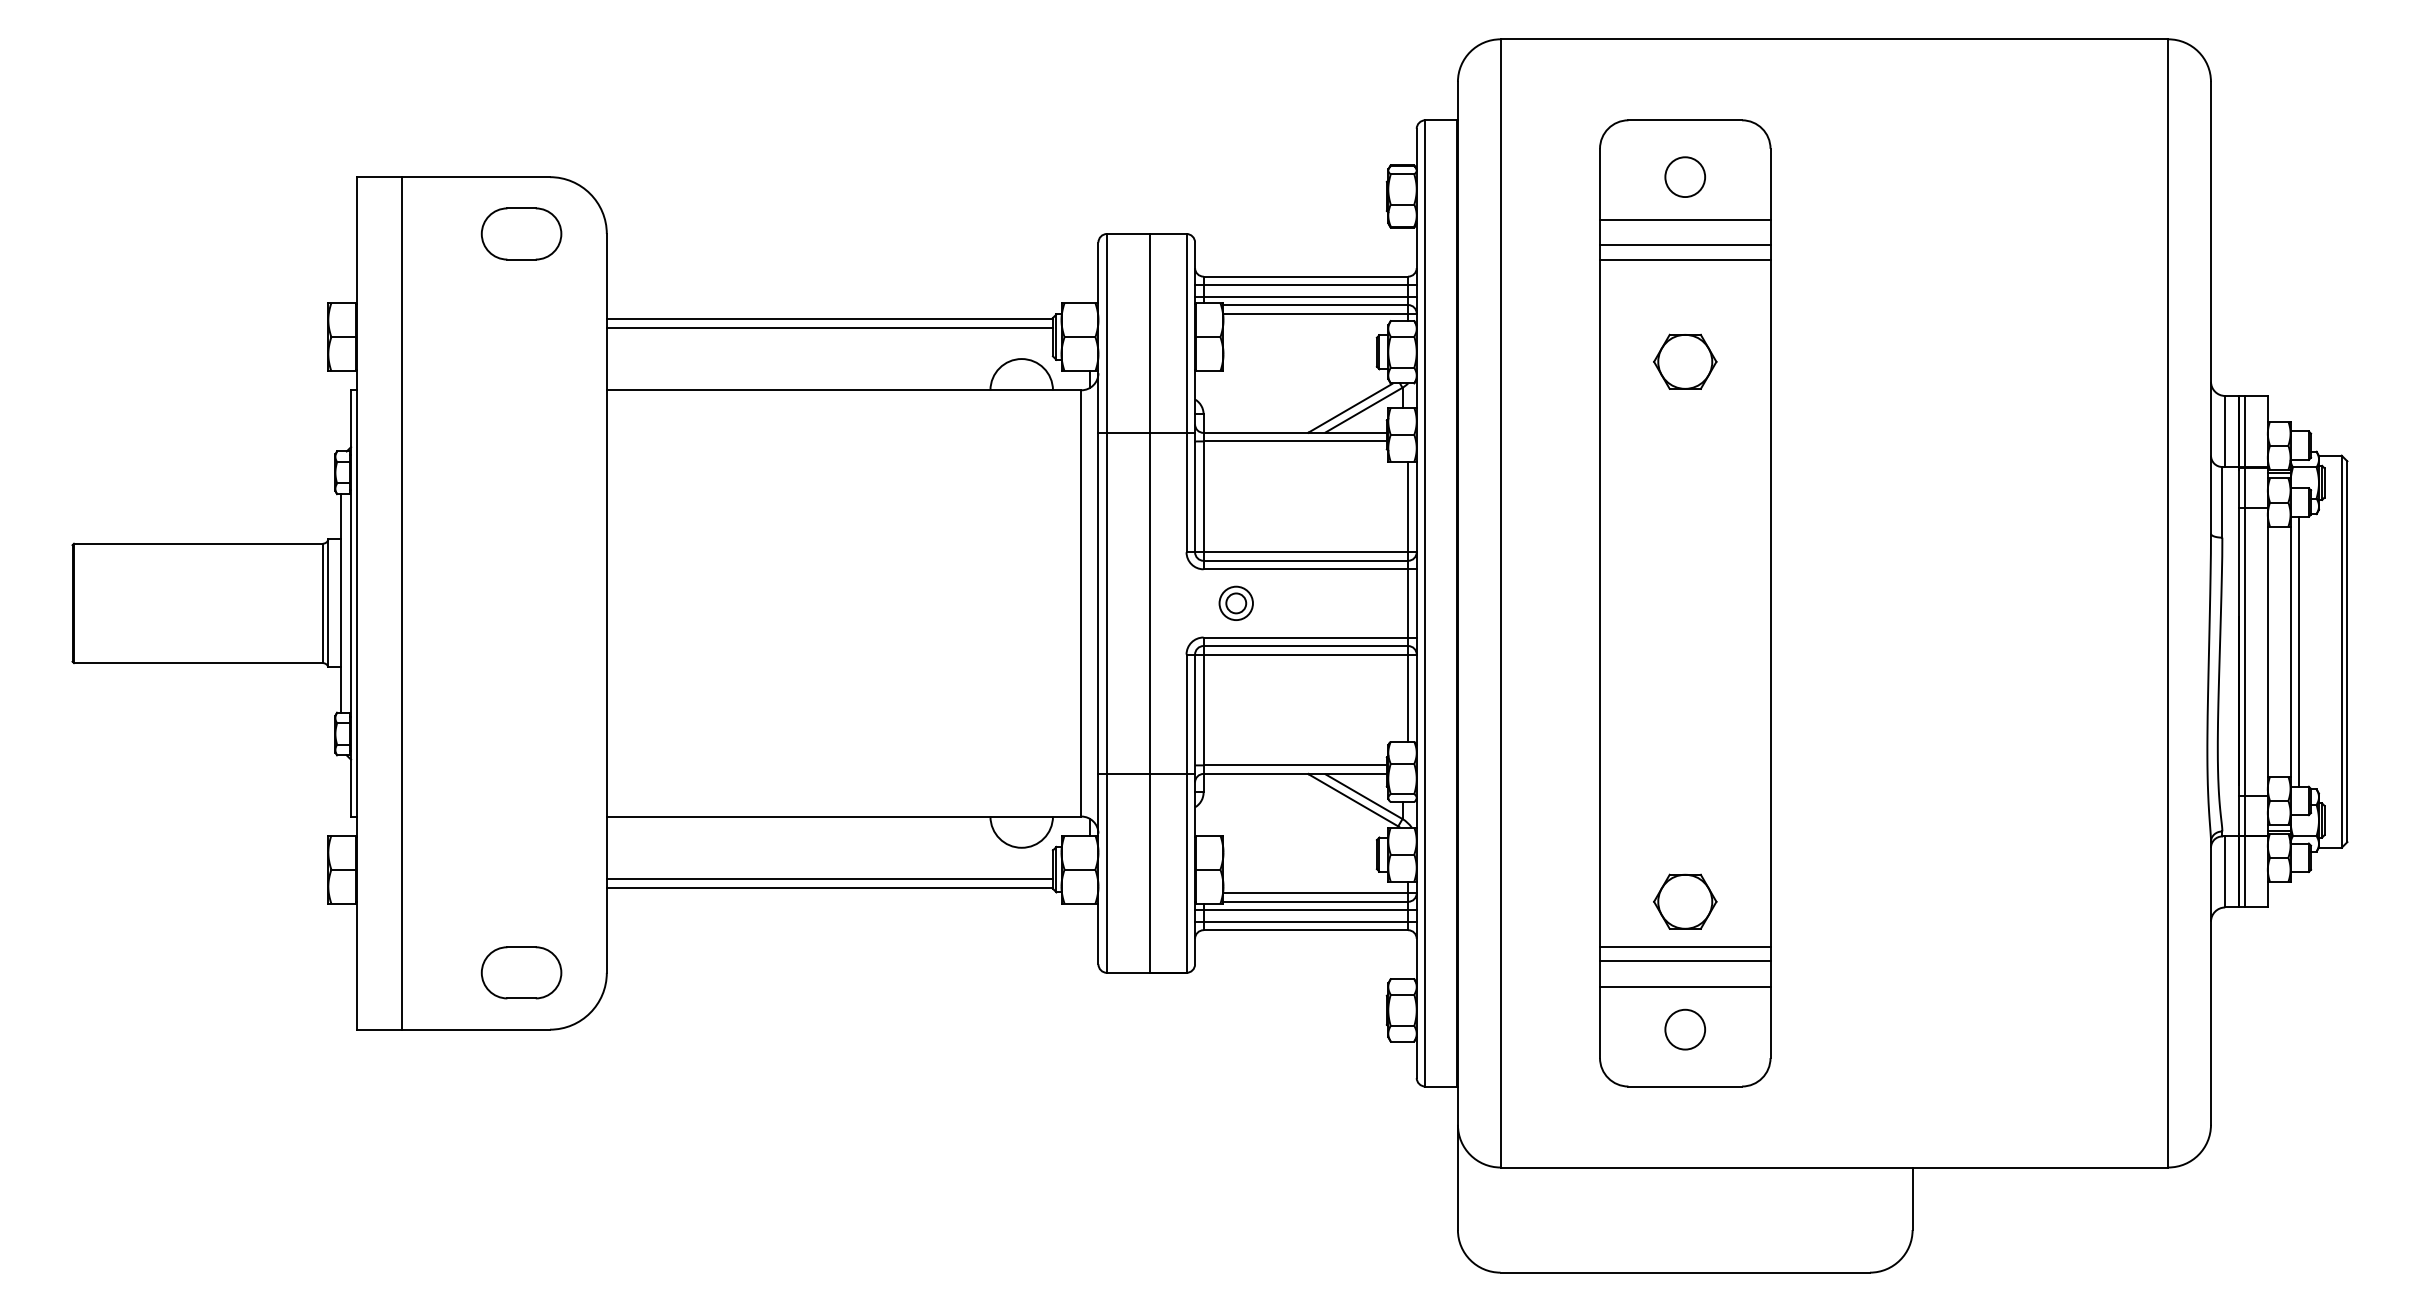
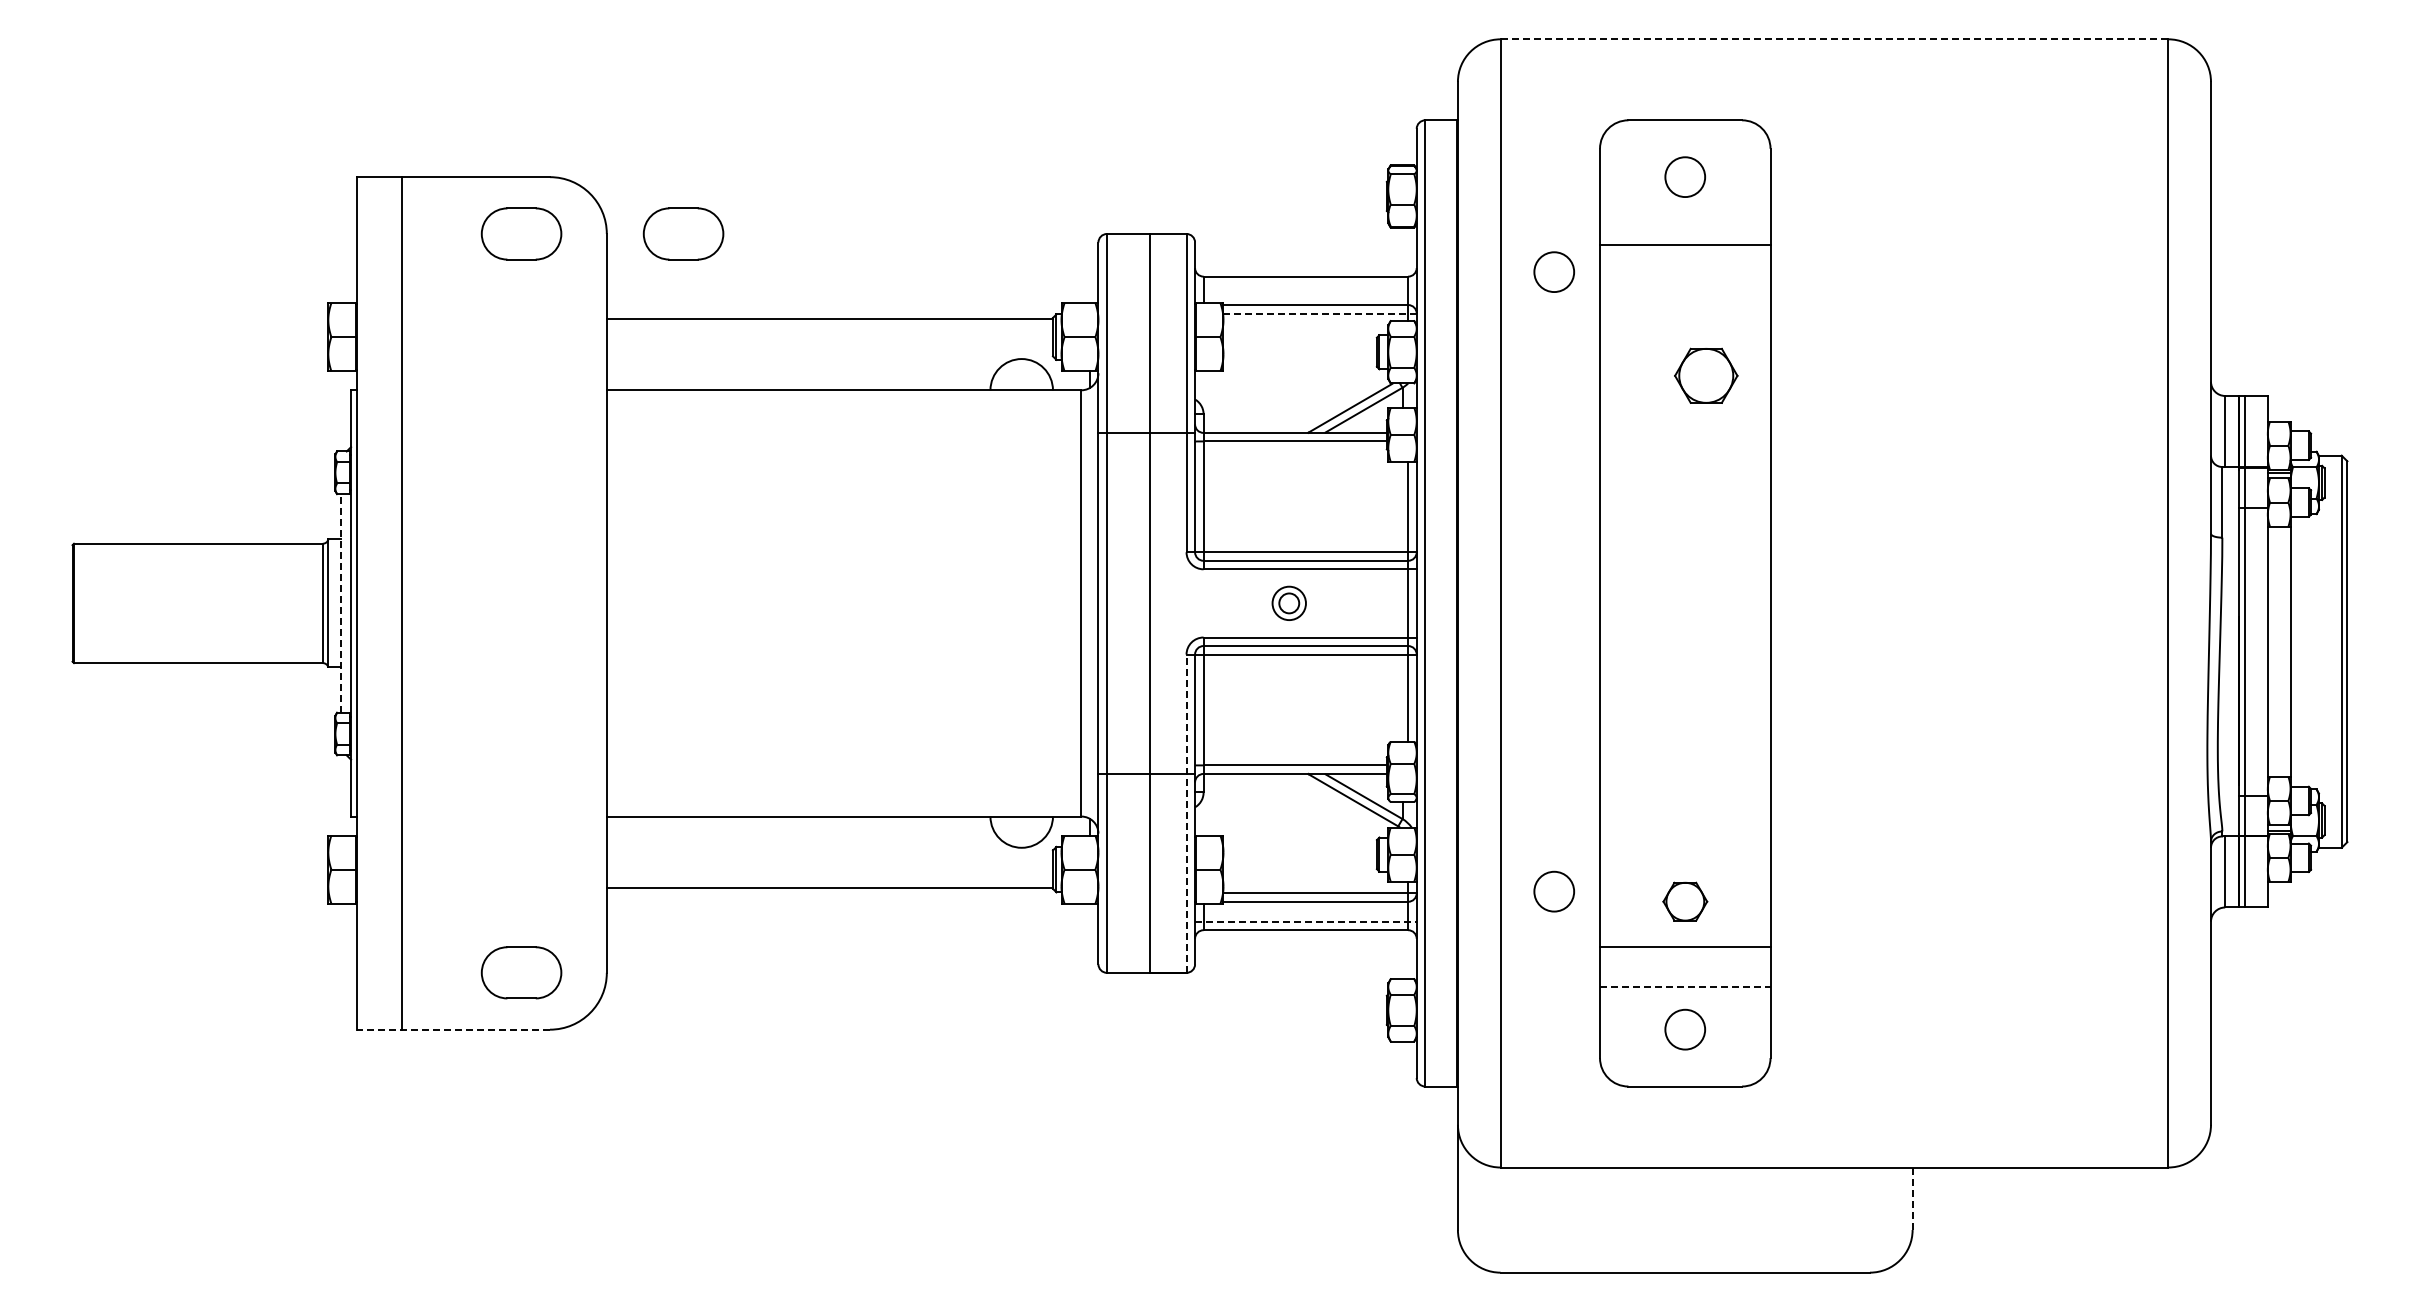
line: solid -> dashed (1834, 39)
line: present -> none (1685, 219)
part: none -> present (683, 233)
line: present -> none (1685, 259)
circle: none -> present (1553, 271)
line: present -> none (1305, 285)
line: present -> none (1305, 296)
line: solid -> dashed (1320, 313)
line: present -> none (829, 327)
part position: (1685, 361) -> (1706, 375) (1706, 375)
line: solid -> dashed (341, 602)
part position: (1235, 602) -> (1288, 602) (1288, 602)
line: present -> none (2299, 651)
line: solid -> dashed (1186, 813)
line: present -> none (829, 879)
circle: none -> present (1553, 891)
part size: 65x57 px -> 47x41 px (1685, 901)
line: present -> none (1305, 910)
line: solid -> dashed (1305, 921)
line: present -> none (1685, 961)
line: solid -> dashed (1685, 987)
line: solid -> dashed (453, 1029)
line: solid -> dashed (1912, 1198)
